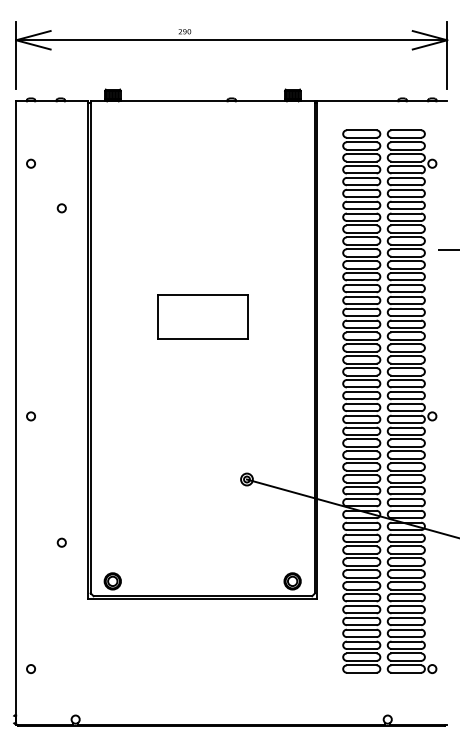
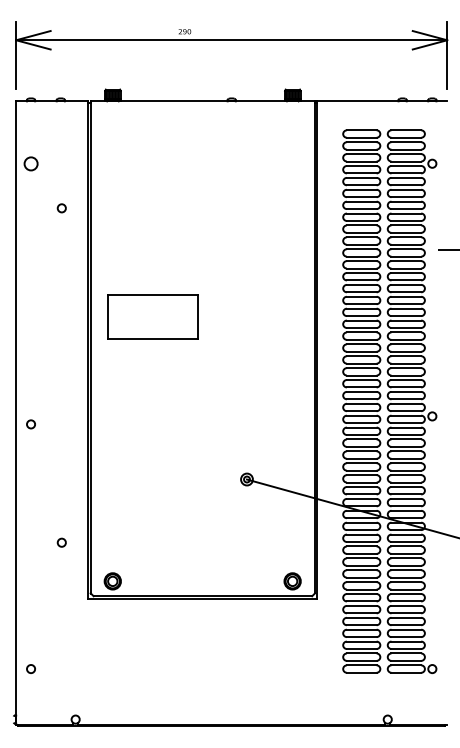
circle size: 10x11 px -> 16x16 px (30, 163)
part position: (202, 316) -> (152, 316) (152, 316)
circle position: (30, 416) -> (30, 424) (30, 424)
